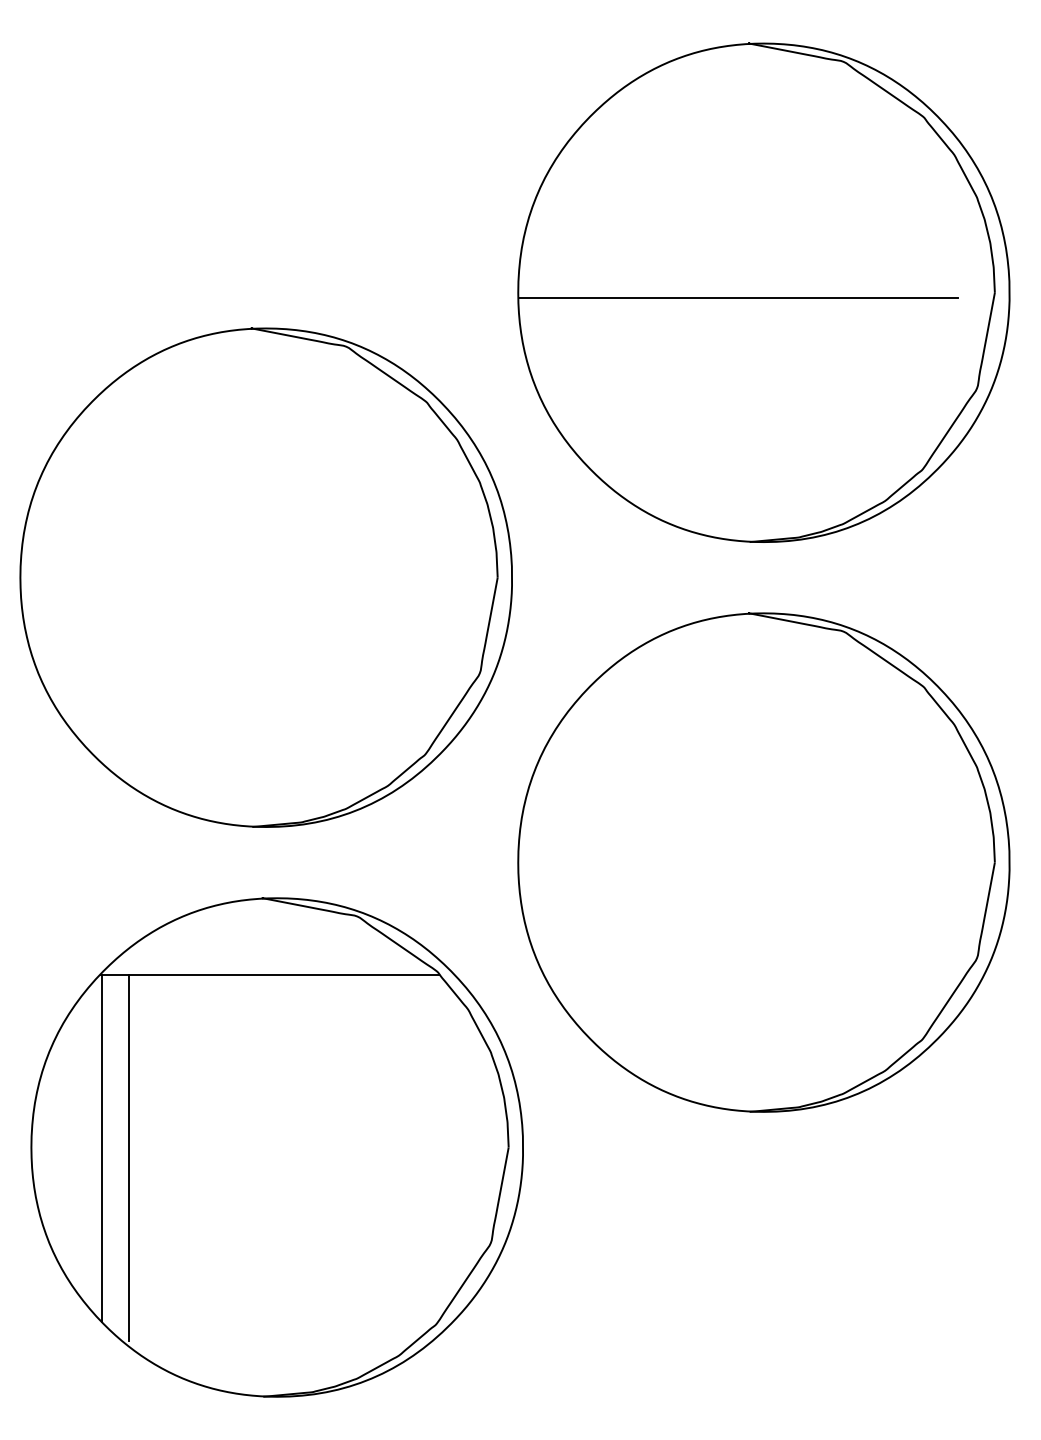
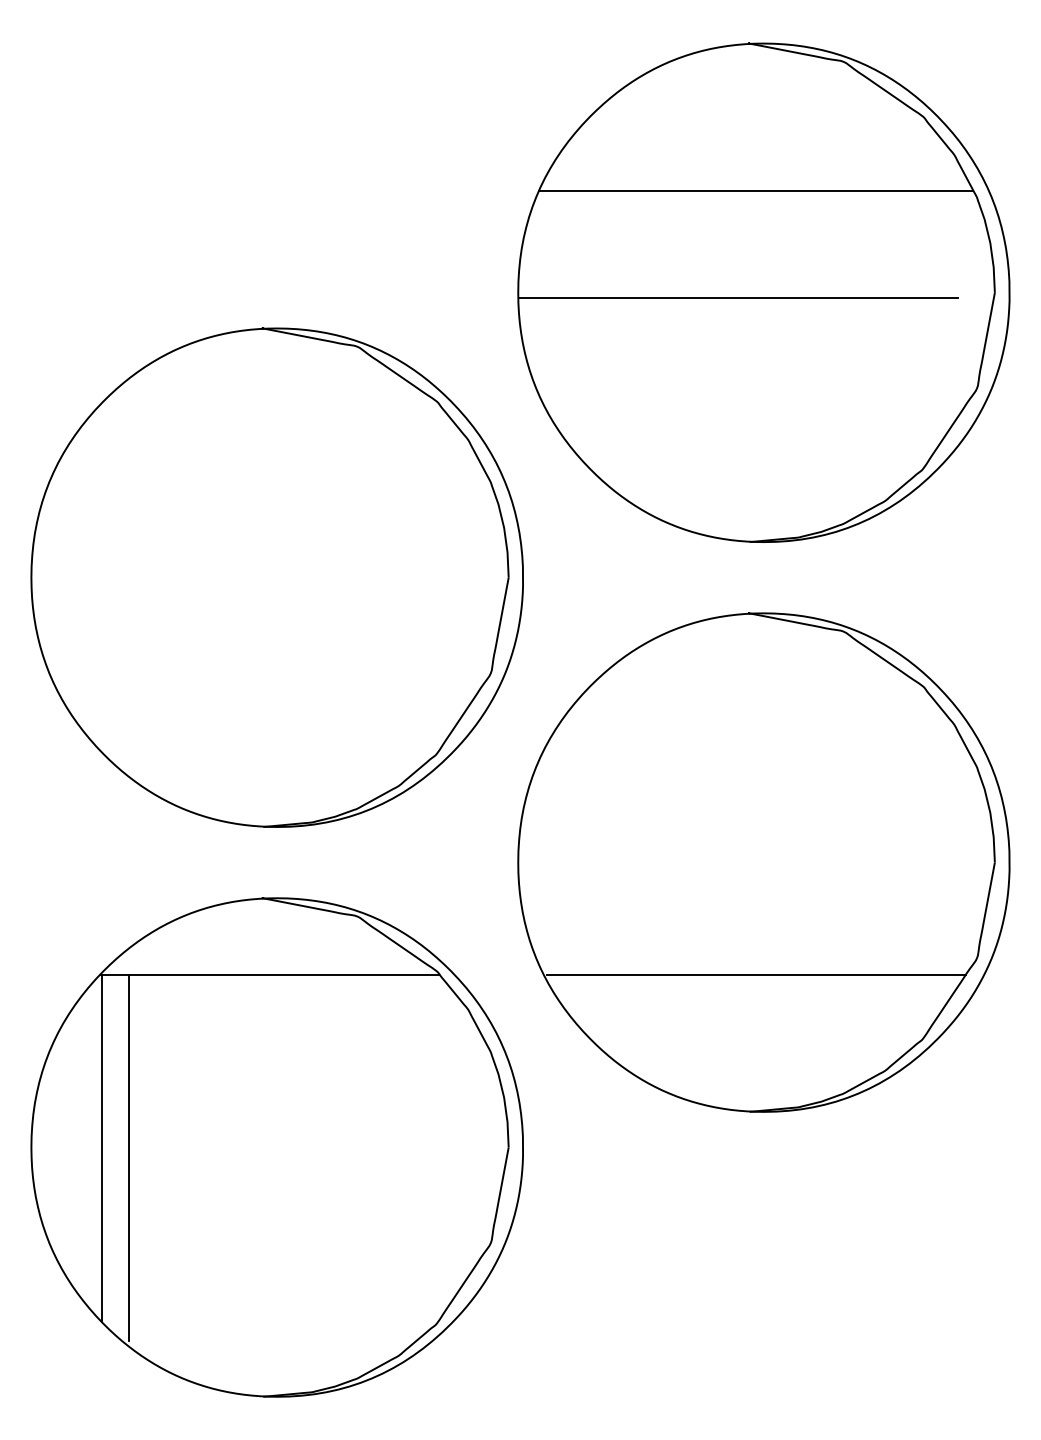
line: none -> present (755, 191)
part position: (265, 577) -> (276, 577) (276, 577)
line: none -> present (755, 974)
